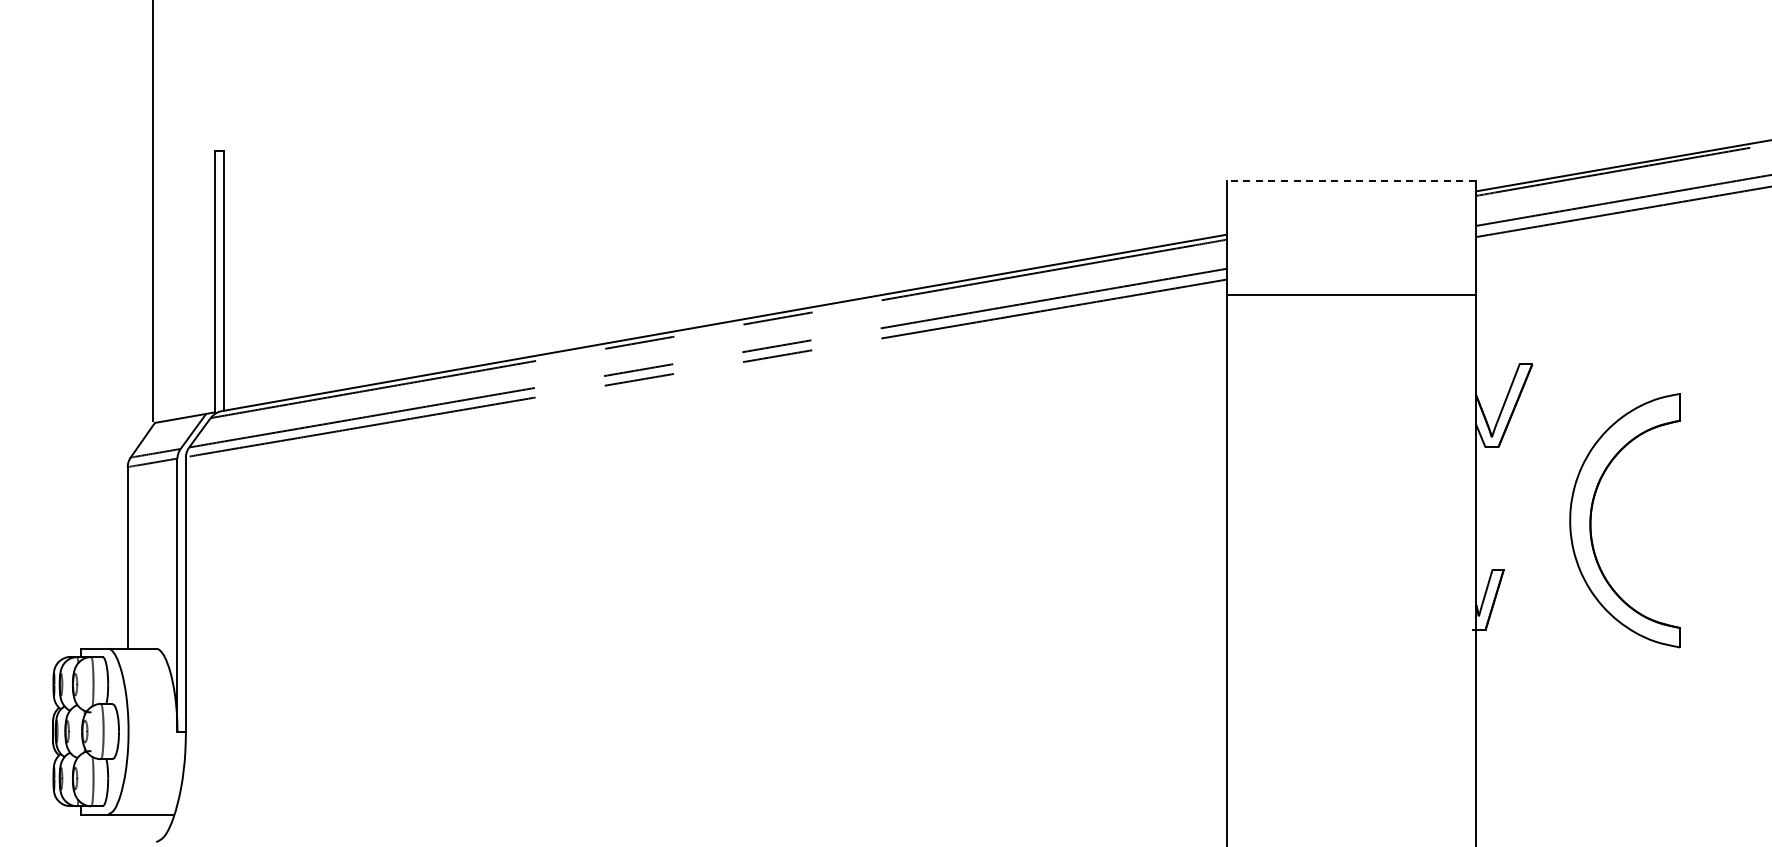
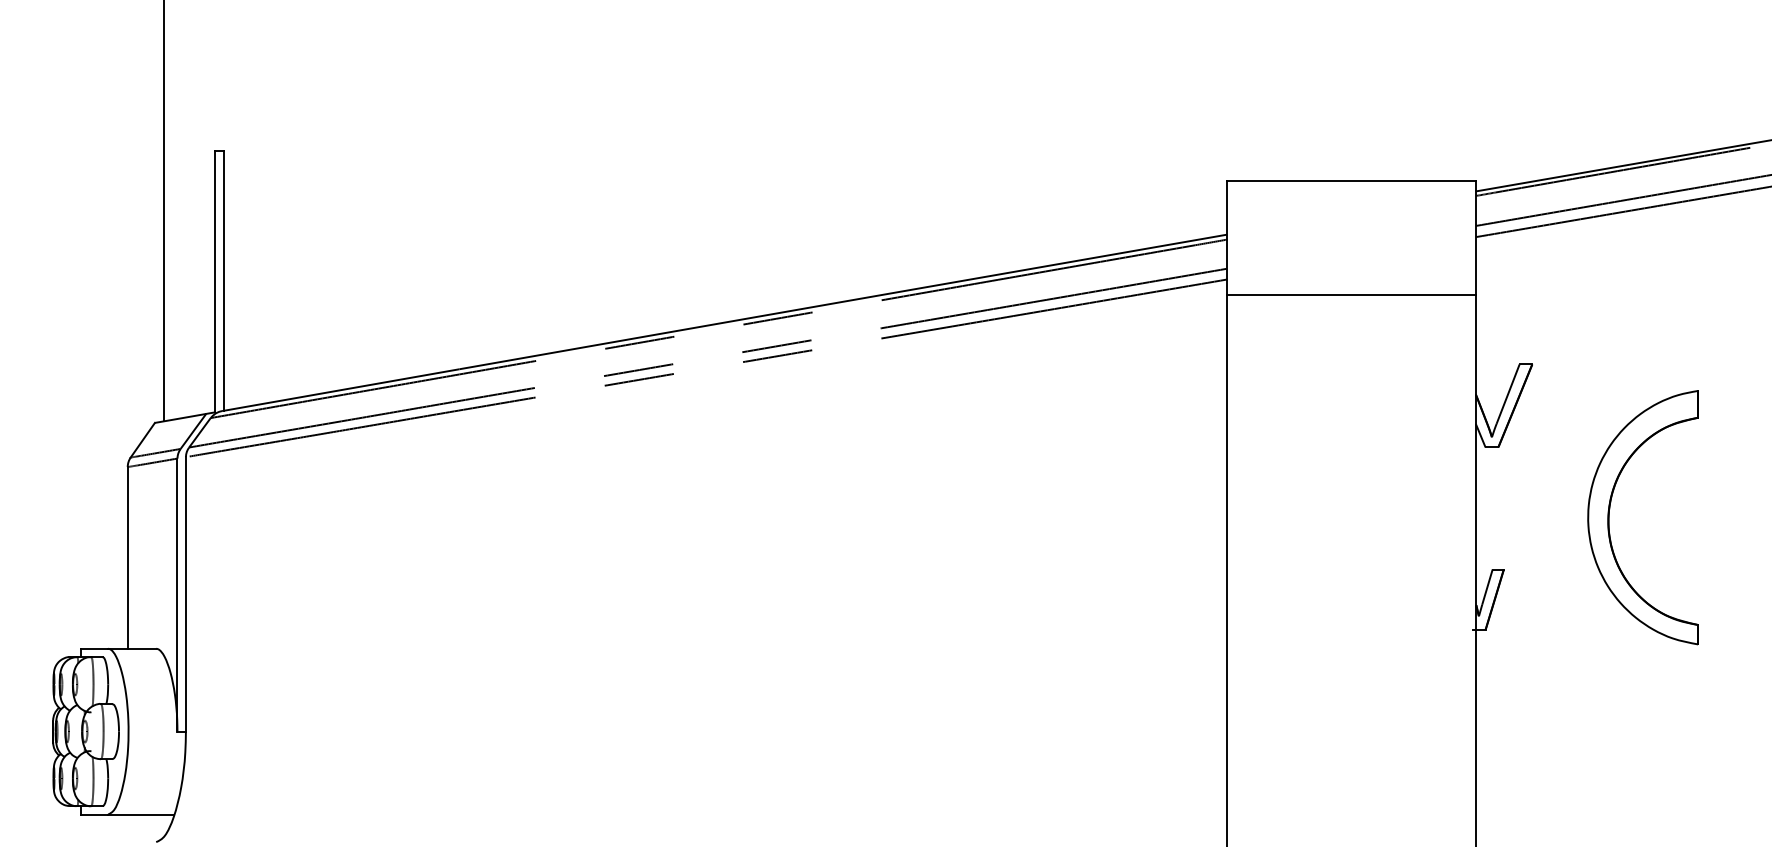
line: dashed -> solid (1351, 181)
line position: (152, 211) -> (163, 211) (163, 211)
part position: (1592, 512) -> (1610, 509) (1610, 509)
